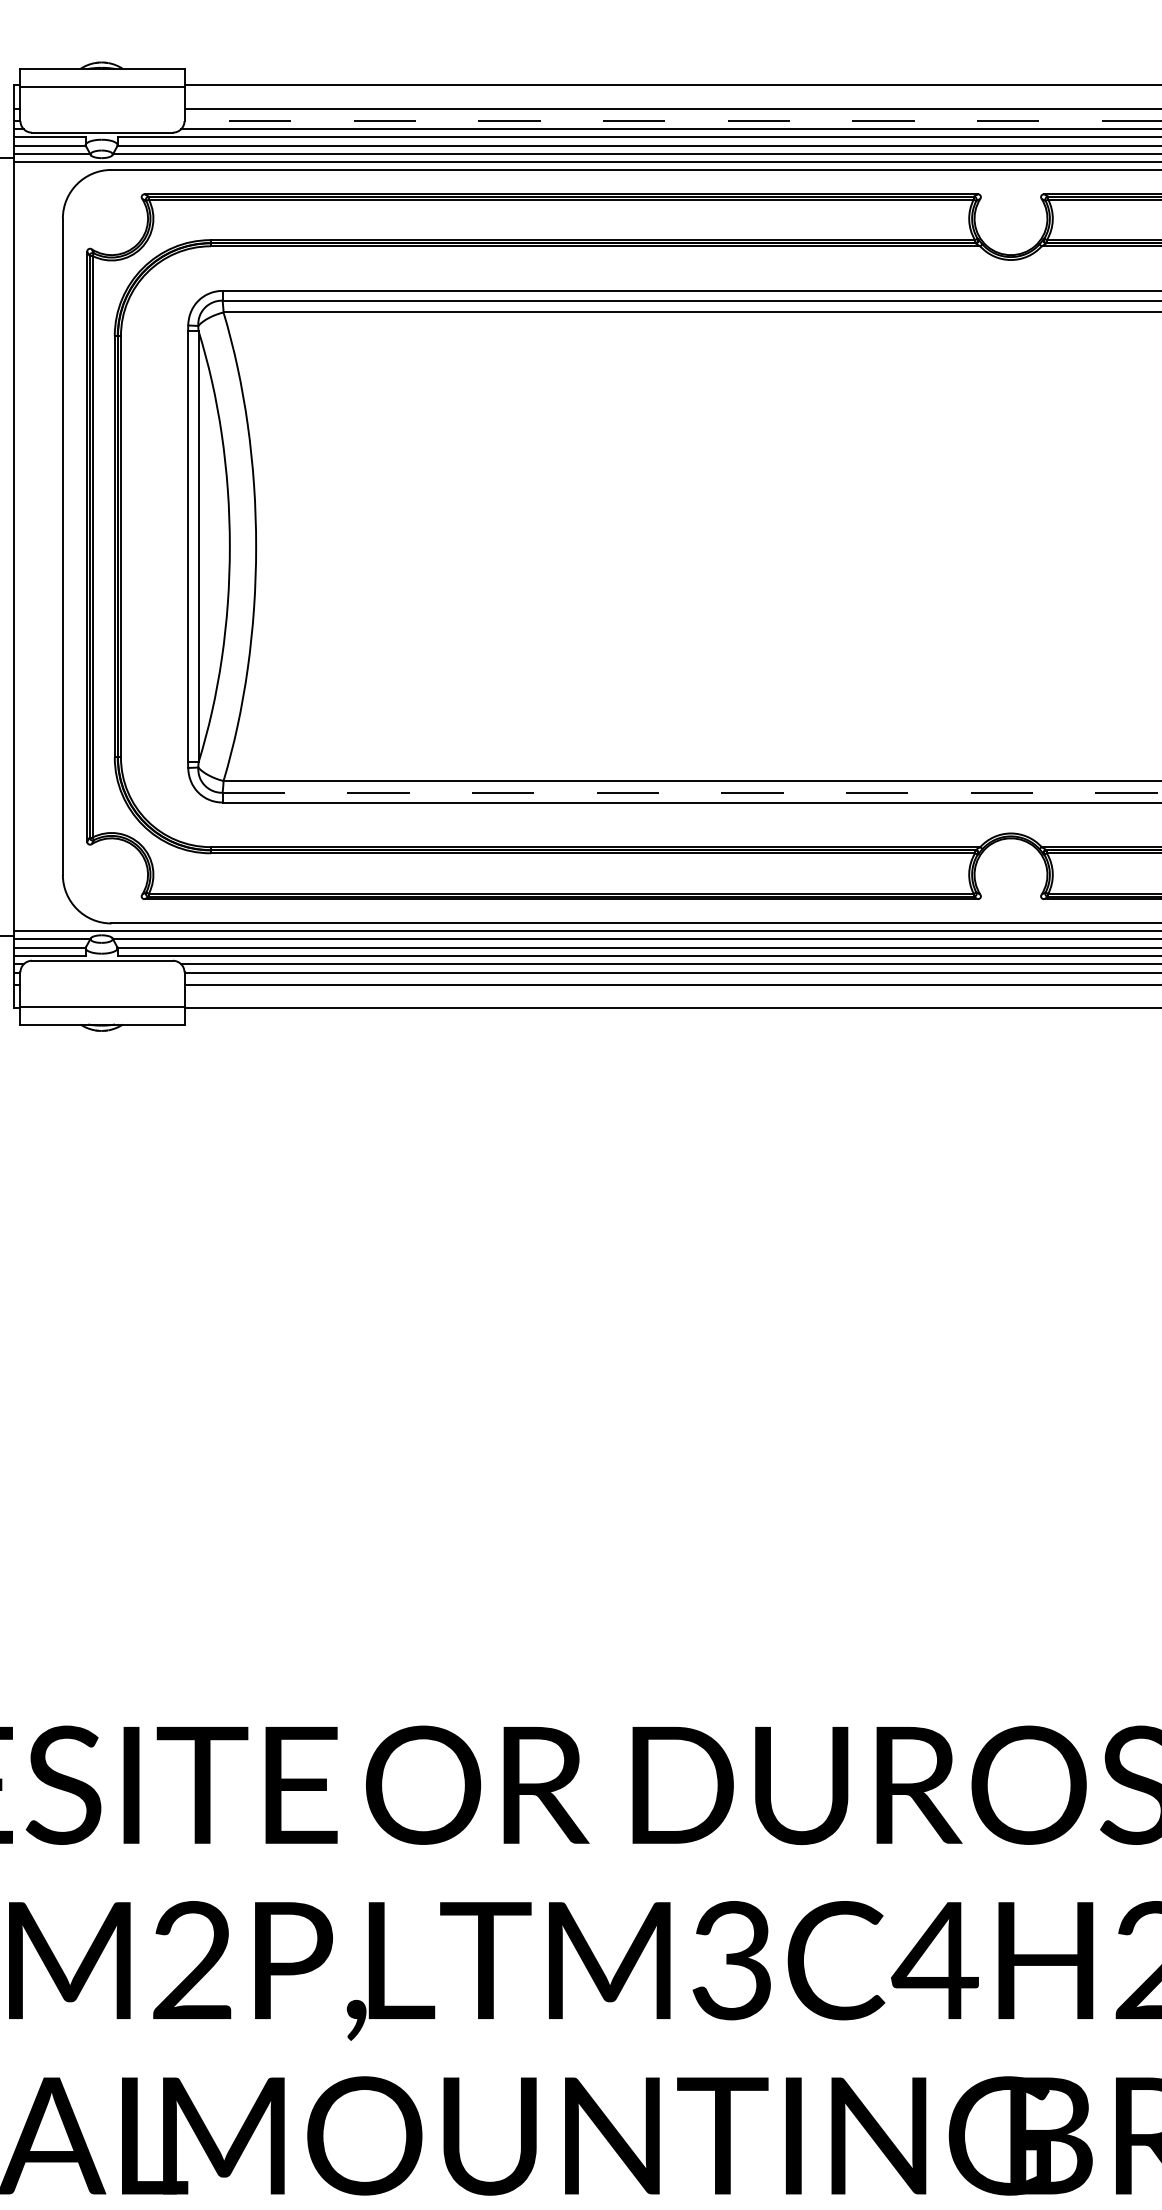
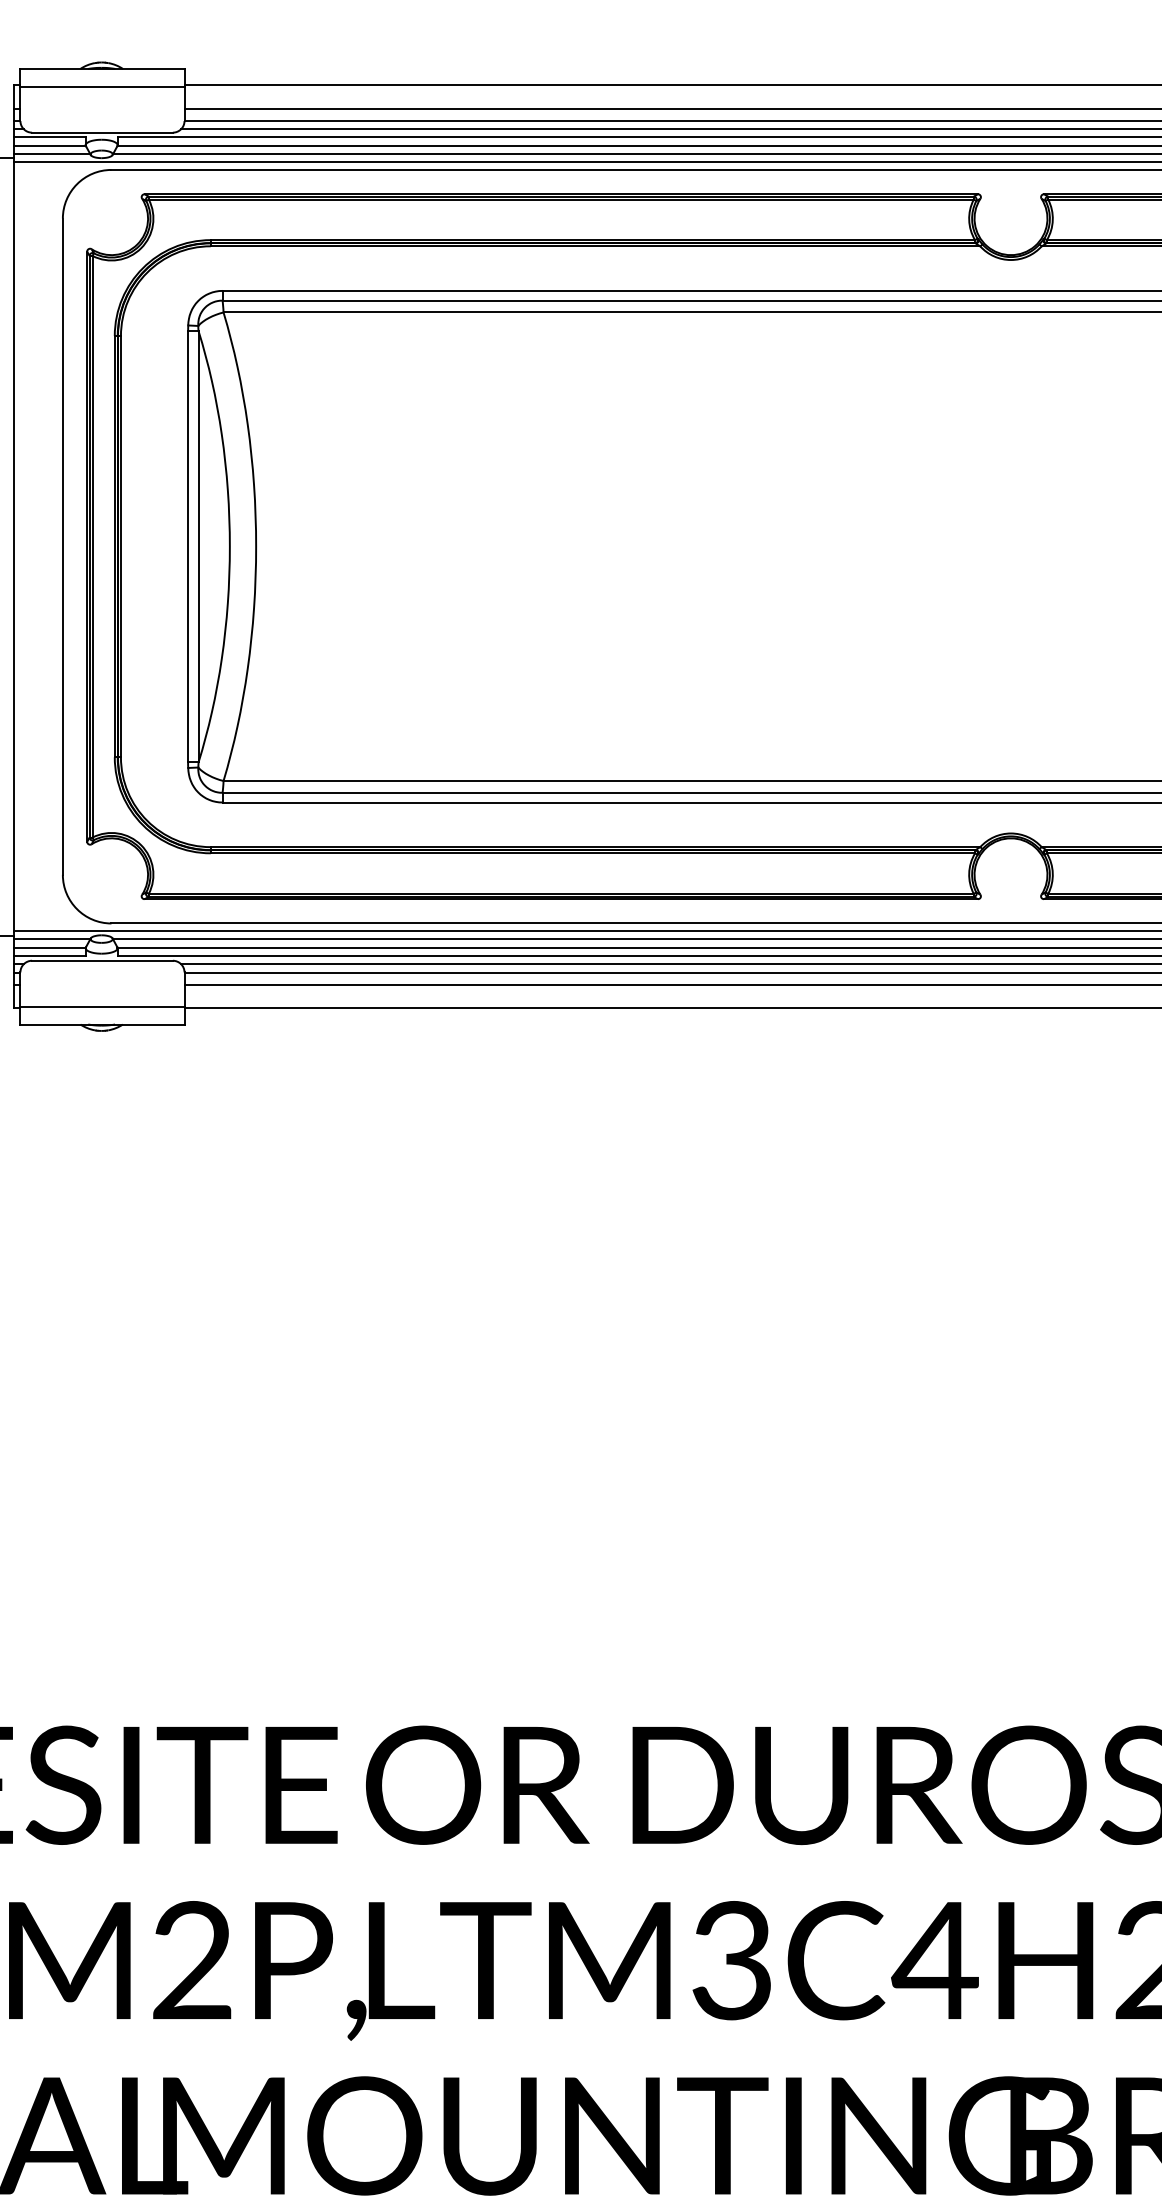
line: dashed -> solid (672, 120)
line: dashed -> solid (692, 792)
